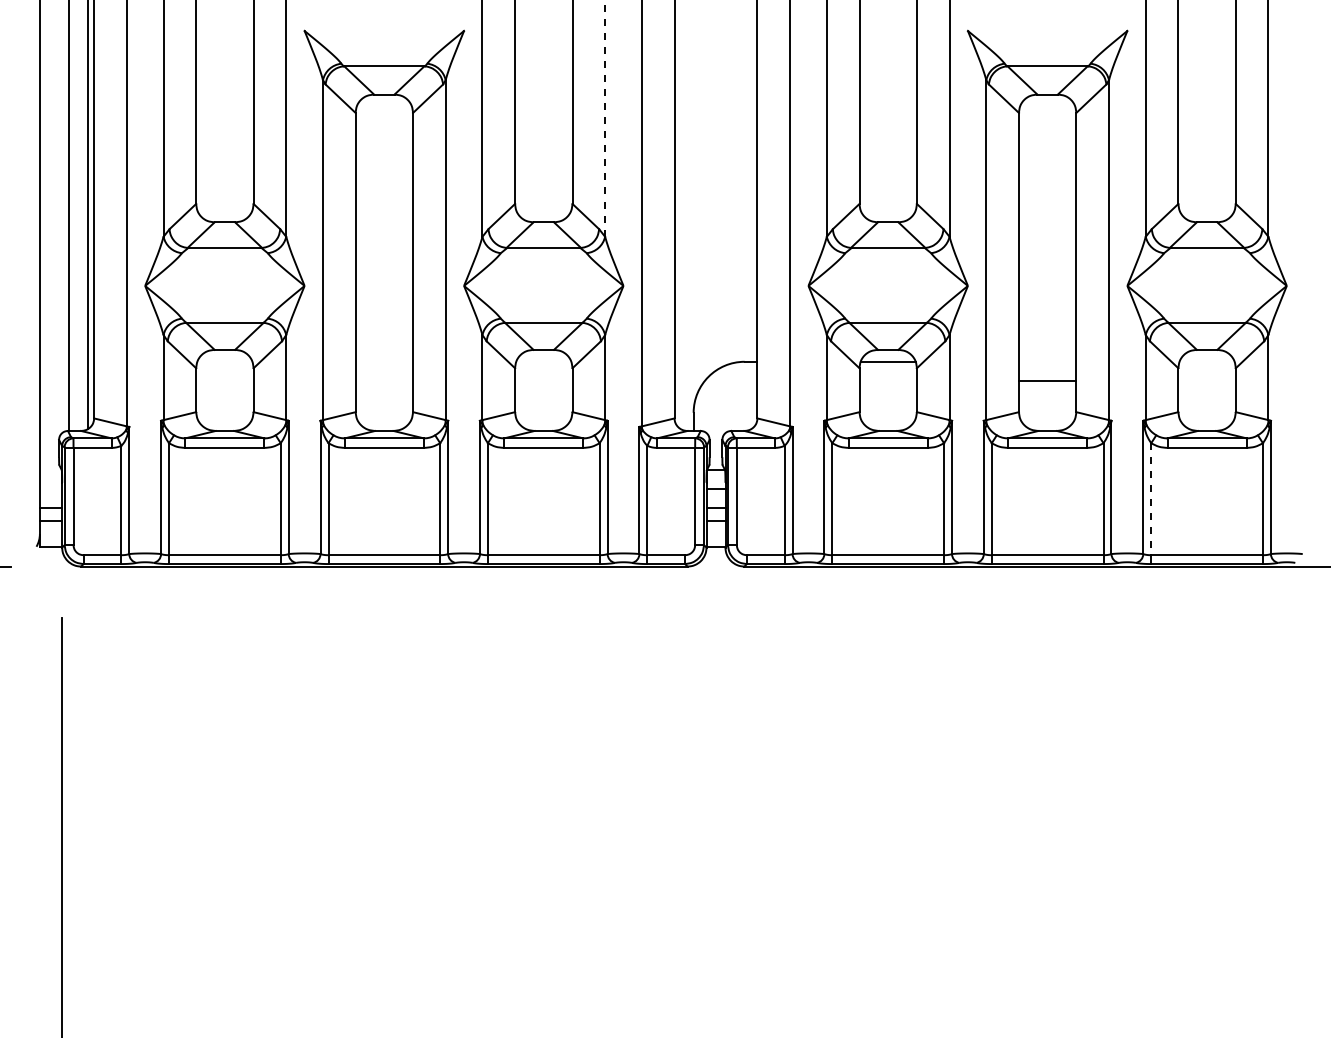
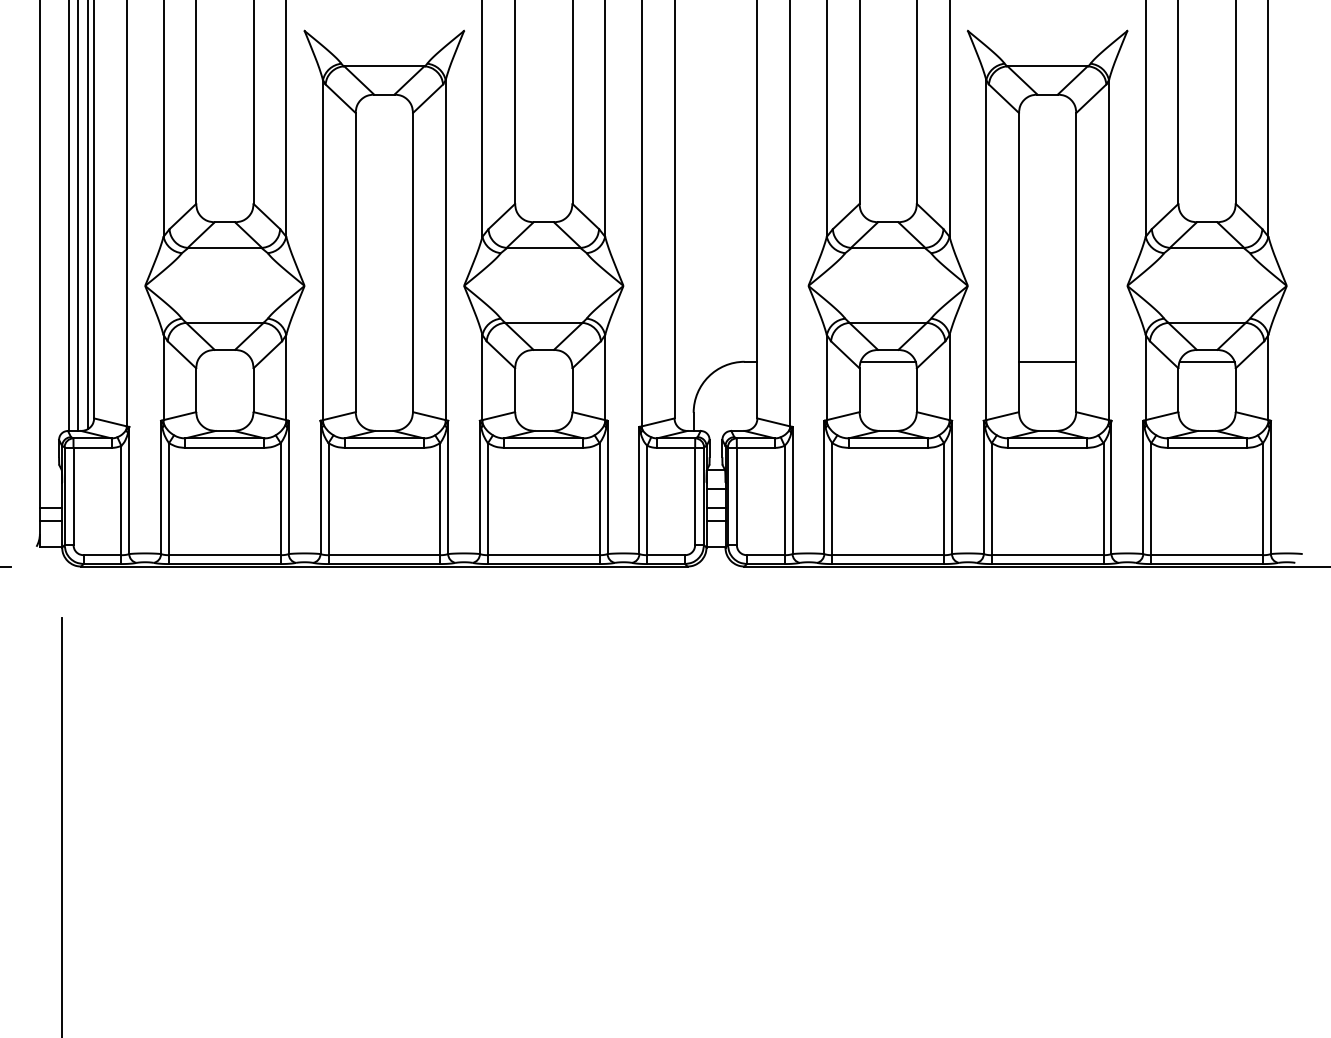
line: dashed -> solid (605, 118)
line: none -> present (78, 216)
line: none -> present (1206, 361)
line position: (1047, 380) -> (1047, 361) (1047, 361)
line: dashed -> solid (1151, 499)
